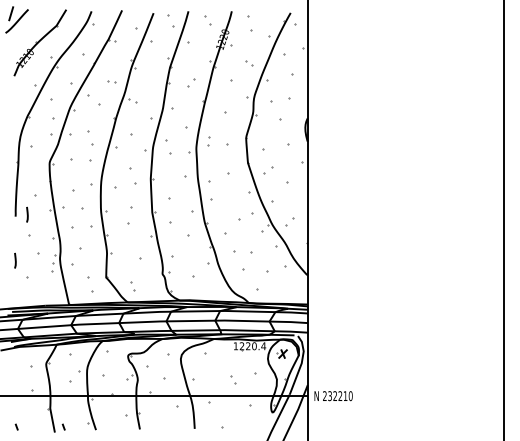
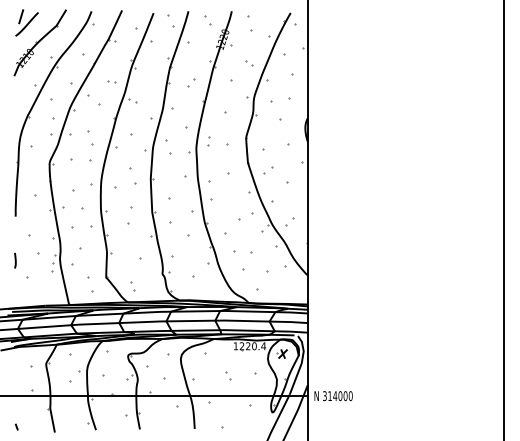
part position: (16, 19) -> (26, 22) (26, 22)
line: present -> none (27, 214)
part position: (233, 379) -> (228, 375) (228, 375)
text: 232210 -> 314000 (335, 396)
line: present -> none (63, 426)
